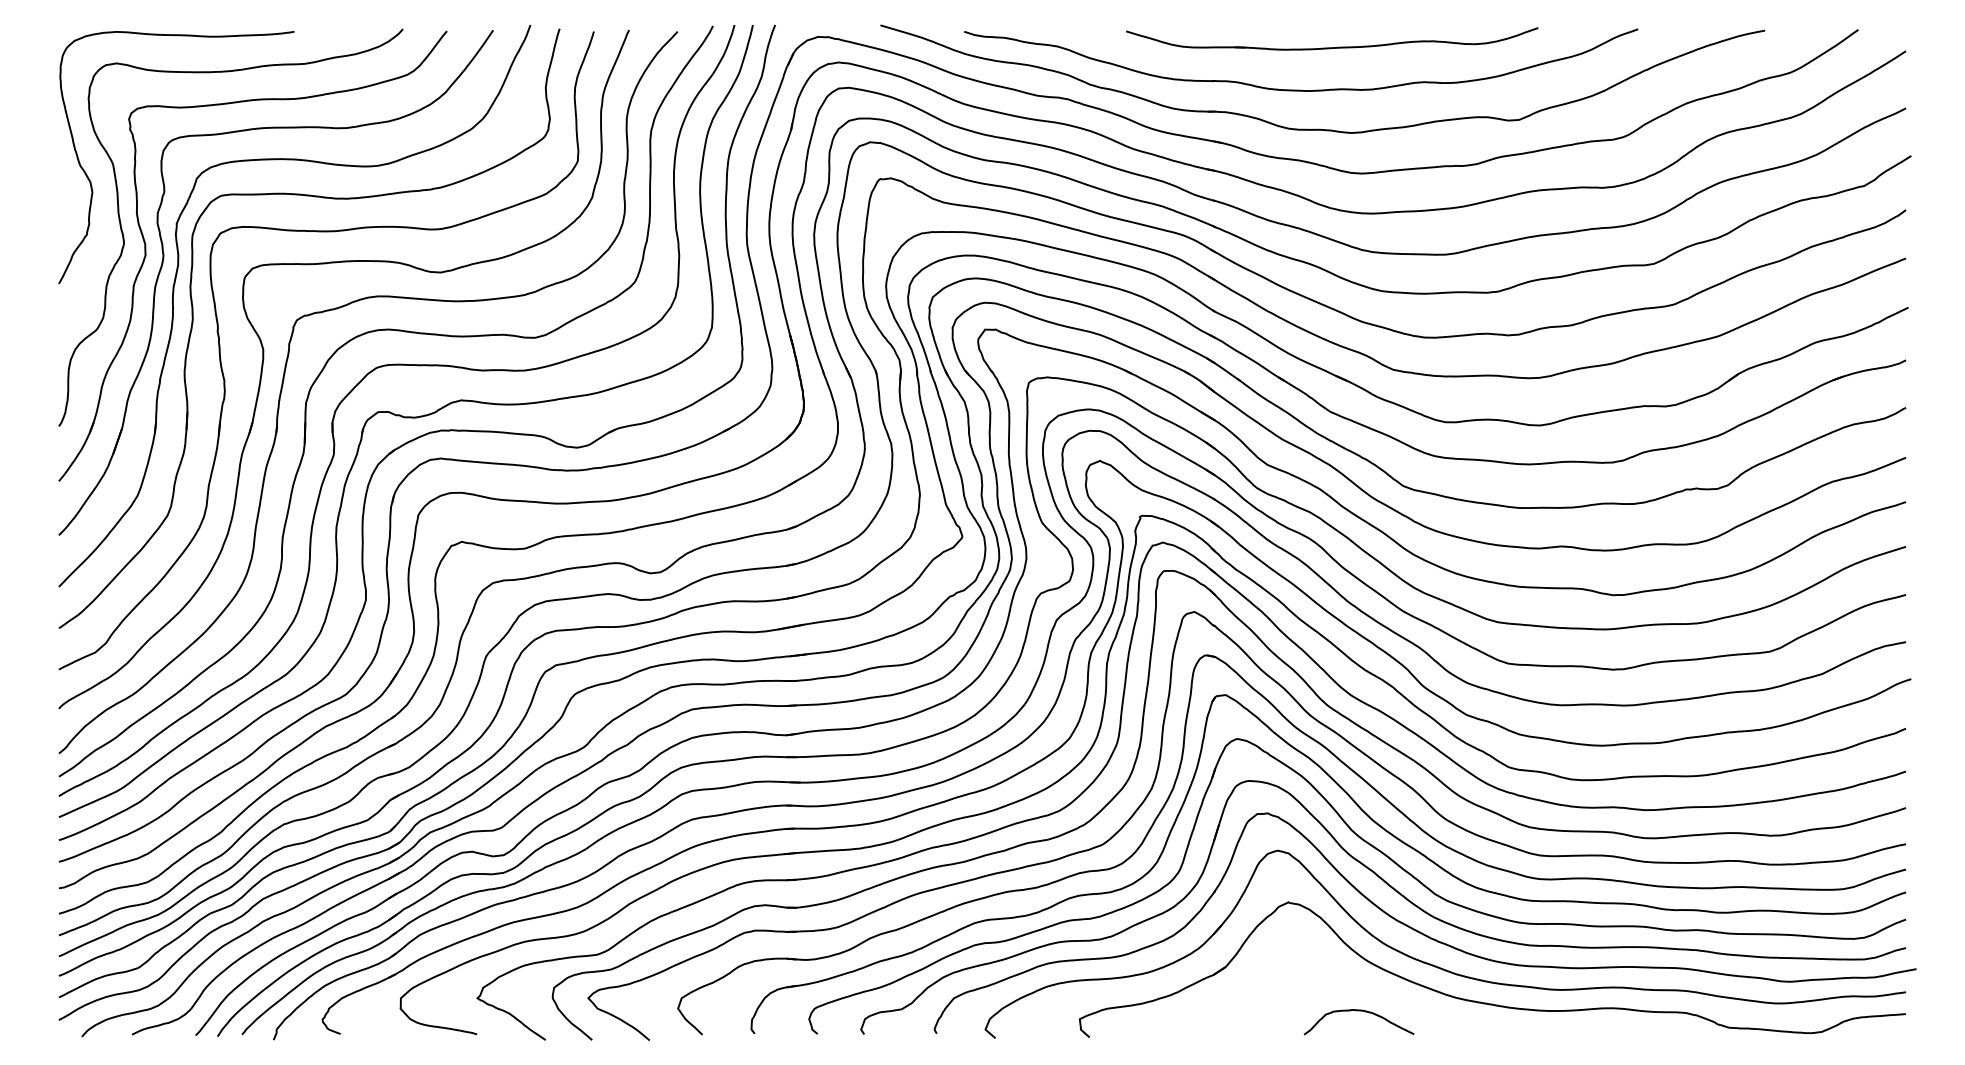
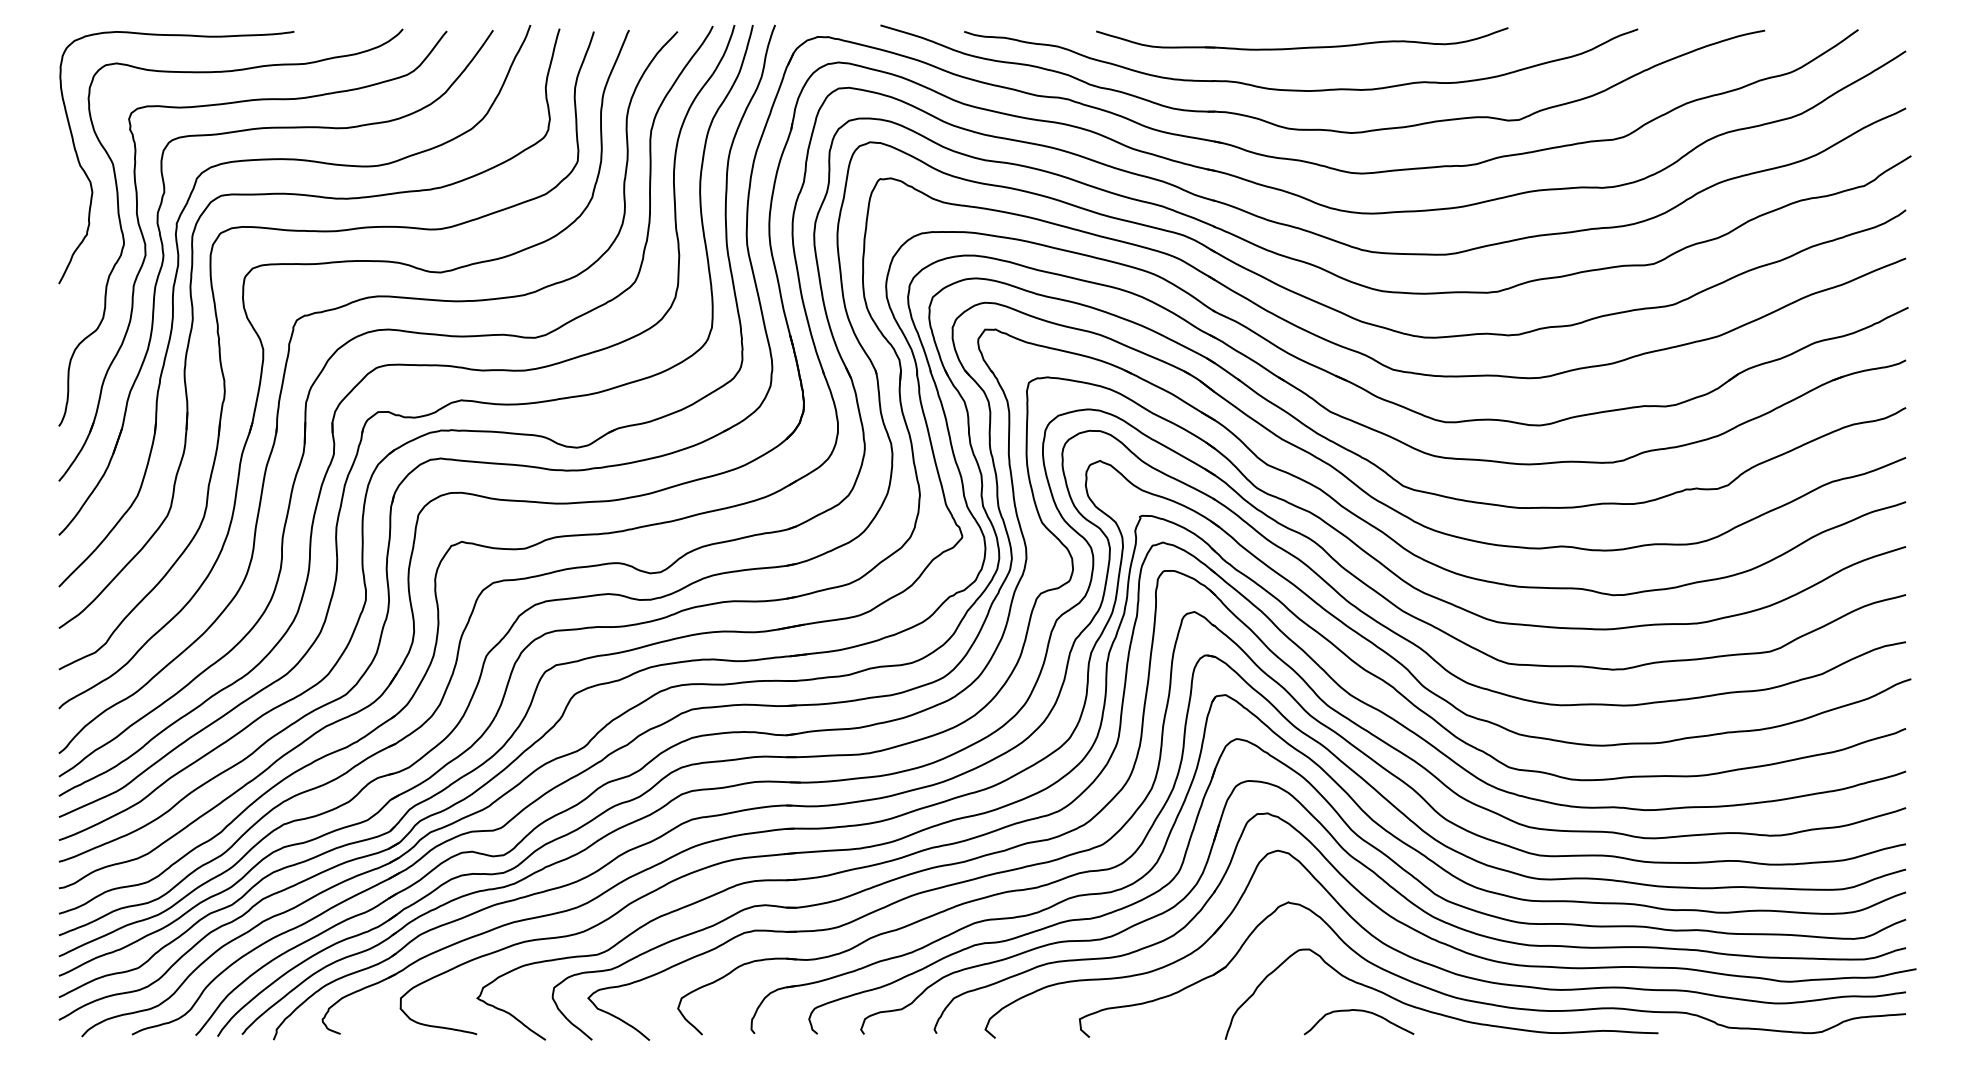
part position: (1332, 47) -> (1302, 47) (1302, 47)
curve: none -> present (1437, 1012)
